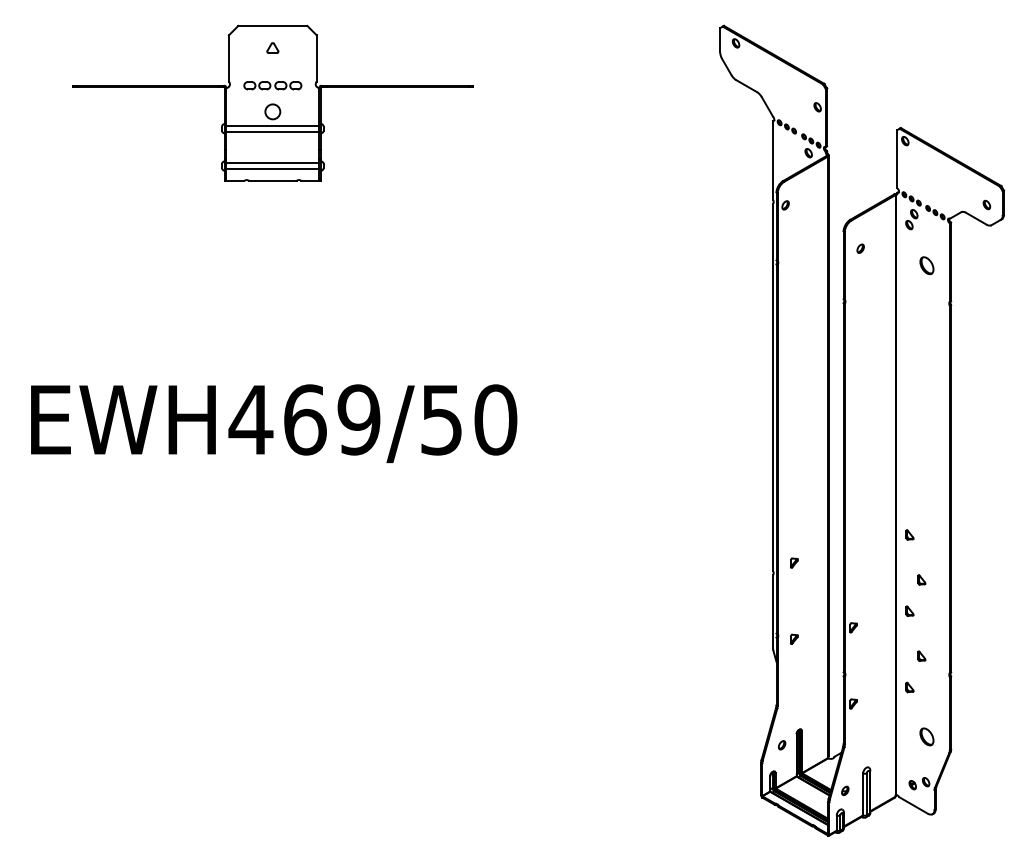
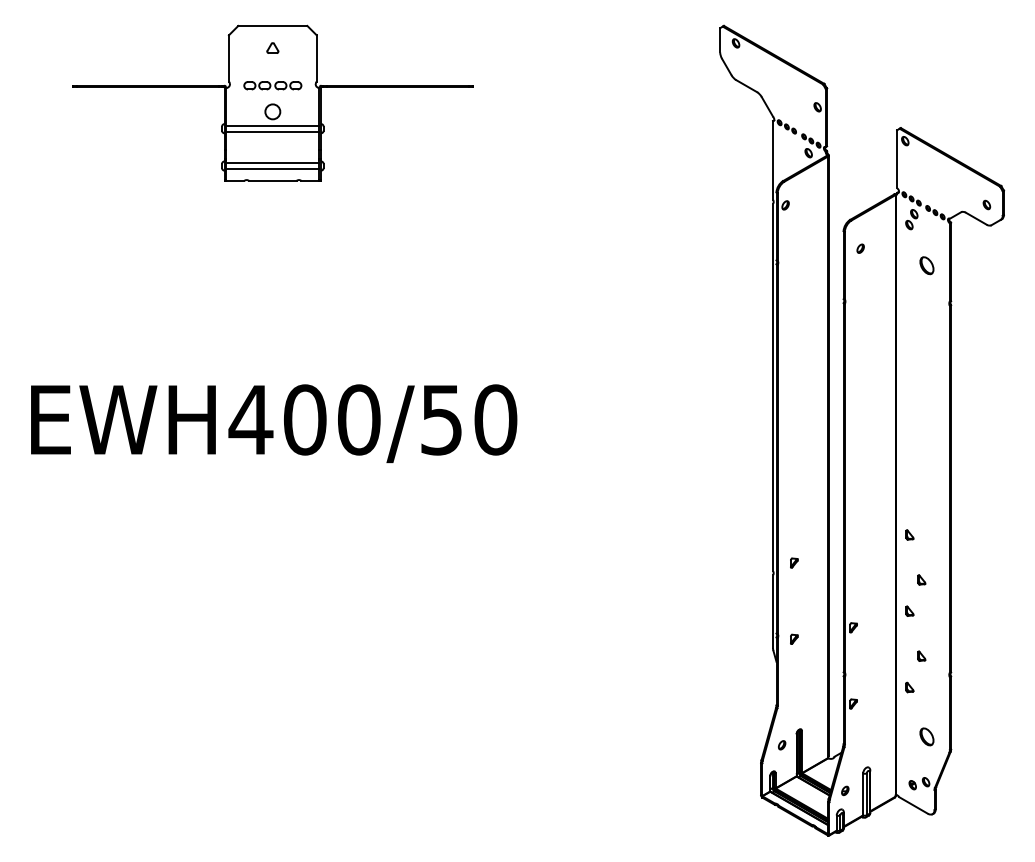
text: EWH469/50 -> EWH400/50 (332, 419)
